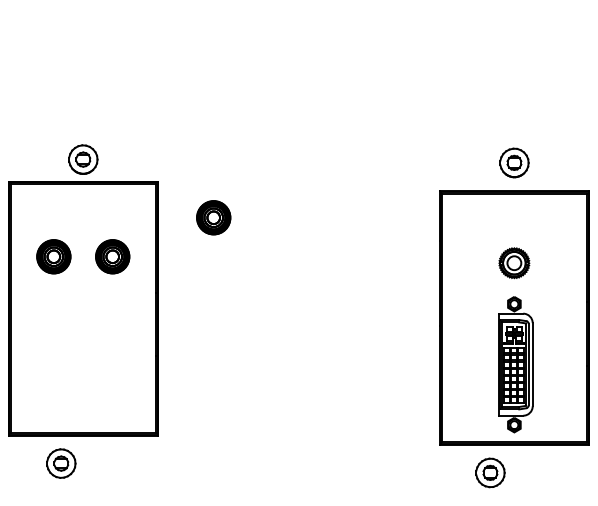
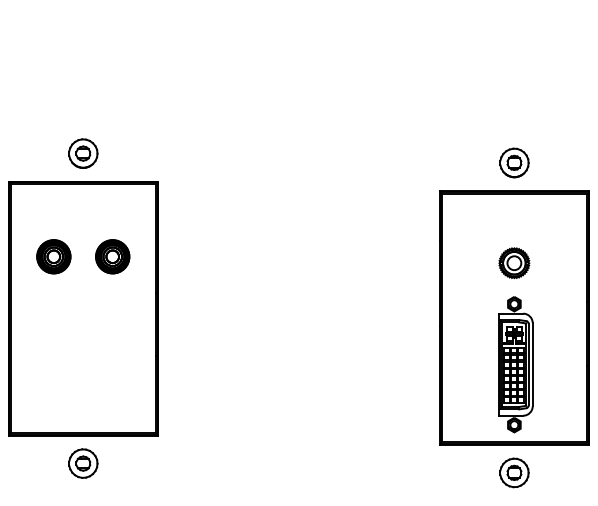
part position: (83, 159) -> (83, 153) (83, 153)
part: present -> none (213, 217)
part position: (61, 463) -> (83, 463) (83, 463)
part position: (490, 472) -> (514, 472) (514, 472)
